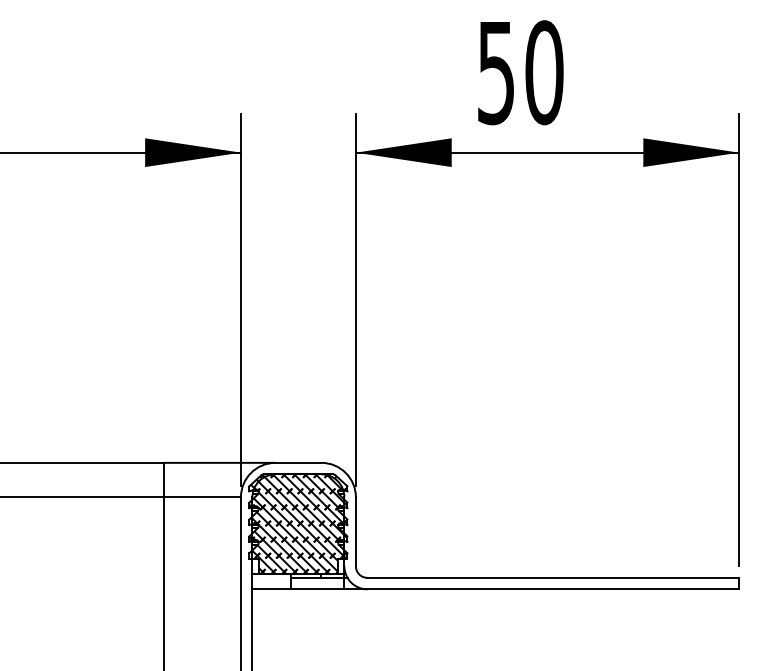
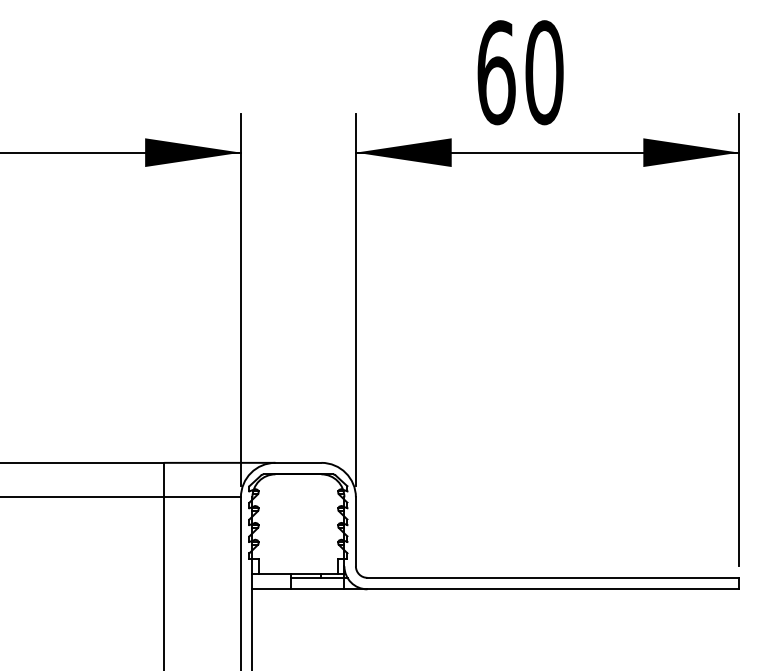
text: 50 -> 60 (496, 72)
hatch: present -> none (298, 524)
